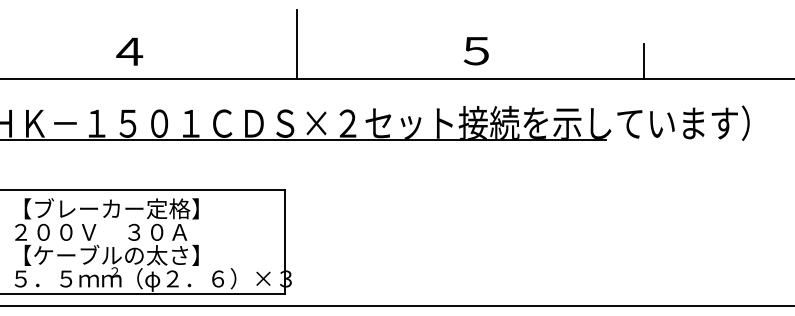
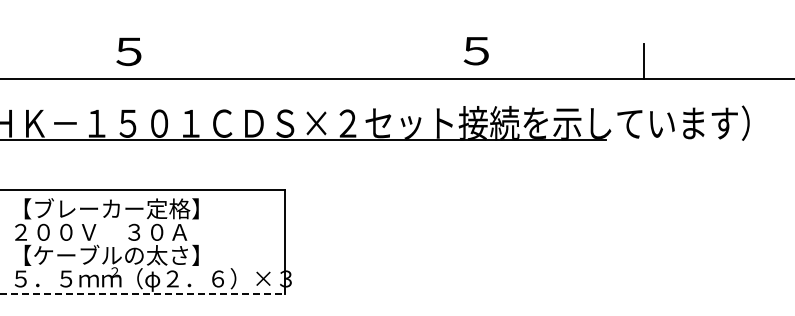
line: present -> none (297, 44)
text: ４ -> ５ (129, 51)
line: solid -> dashed (143, 294)
line: present -> none (396, 306)
